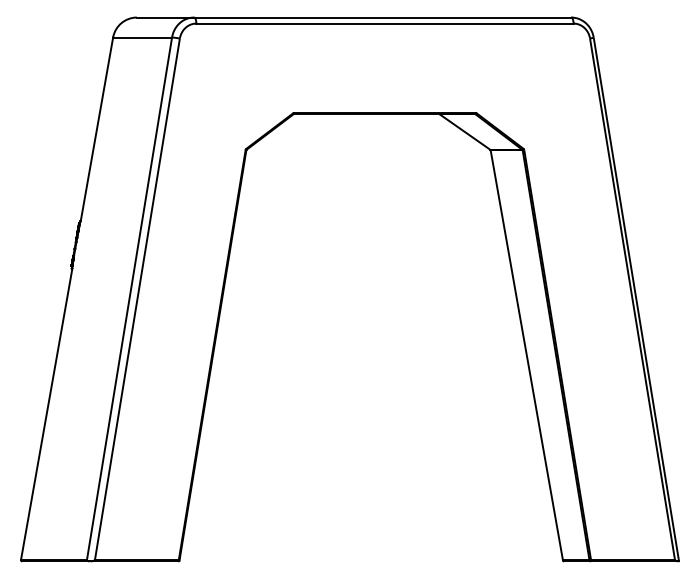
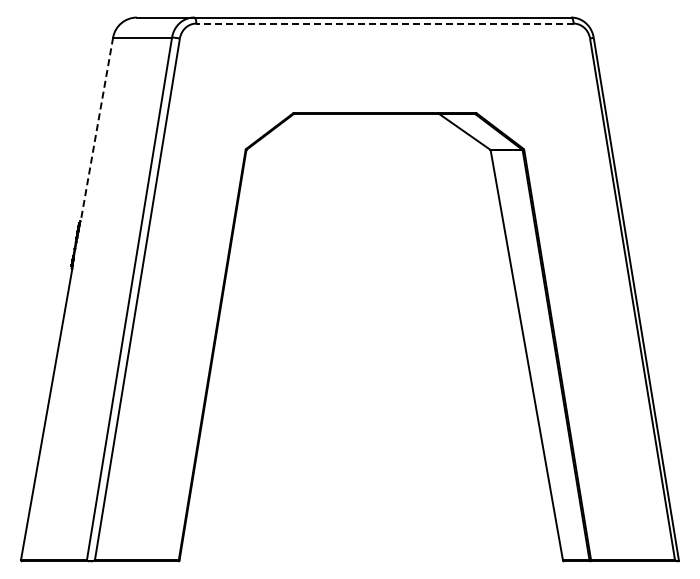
line: solid -> dashed (384, 23)
line: solid -> dashed (96, 130)
